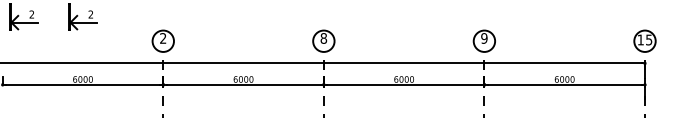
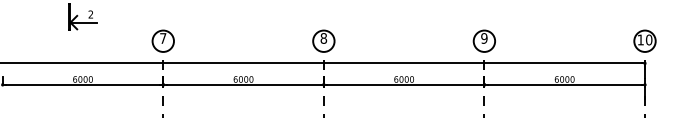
part: present -> none (23, 16)
text: 2 -> 7 (163, 38)
text: 15 -> 10 (649, 39)
